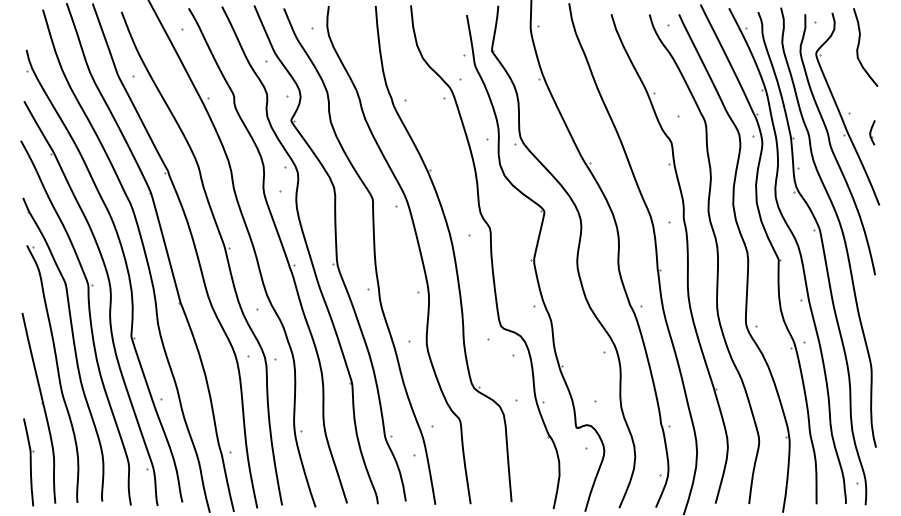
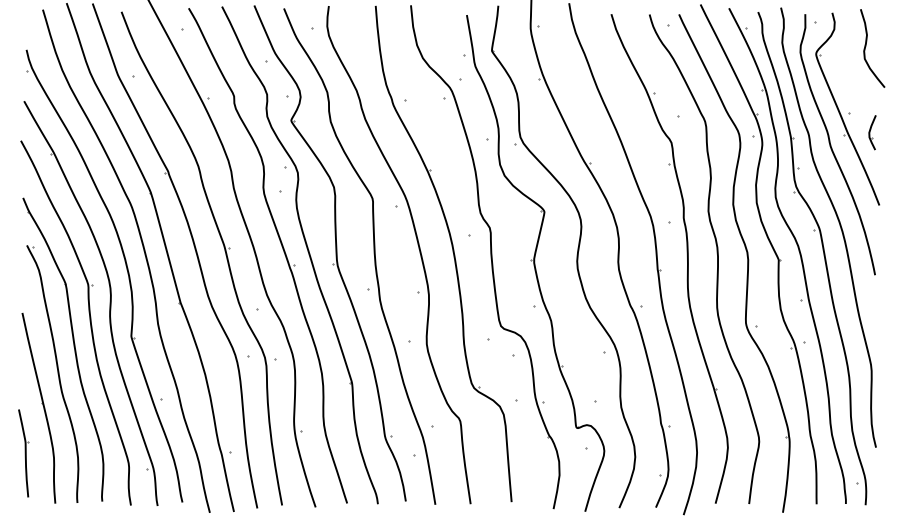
curve position: (859, 45) -> (866, 46) (866, 46)
part size: 7x26 px -> 9x36 px (872, 132)
part position: (28, 462) -> (23, 453) (23, 453)
